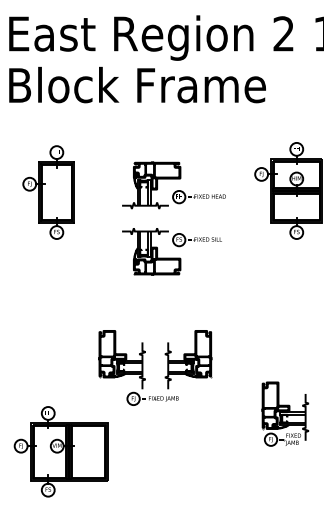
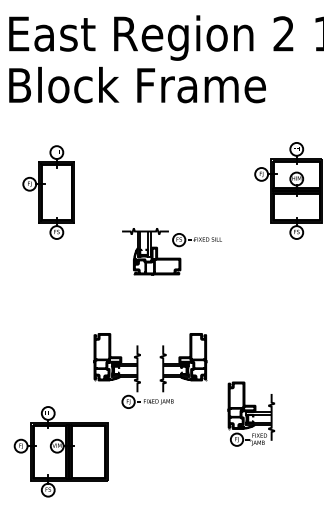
part: present -> none (173, 185)
part position: (143, 367) -> (138, 370) (138, 370)
part position: (285, 413) -> (251, 413) (251, 413)
